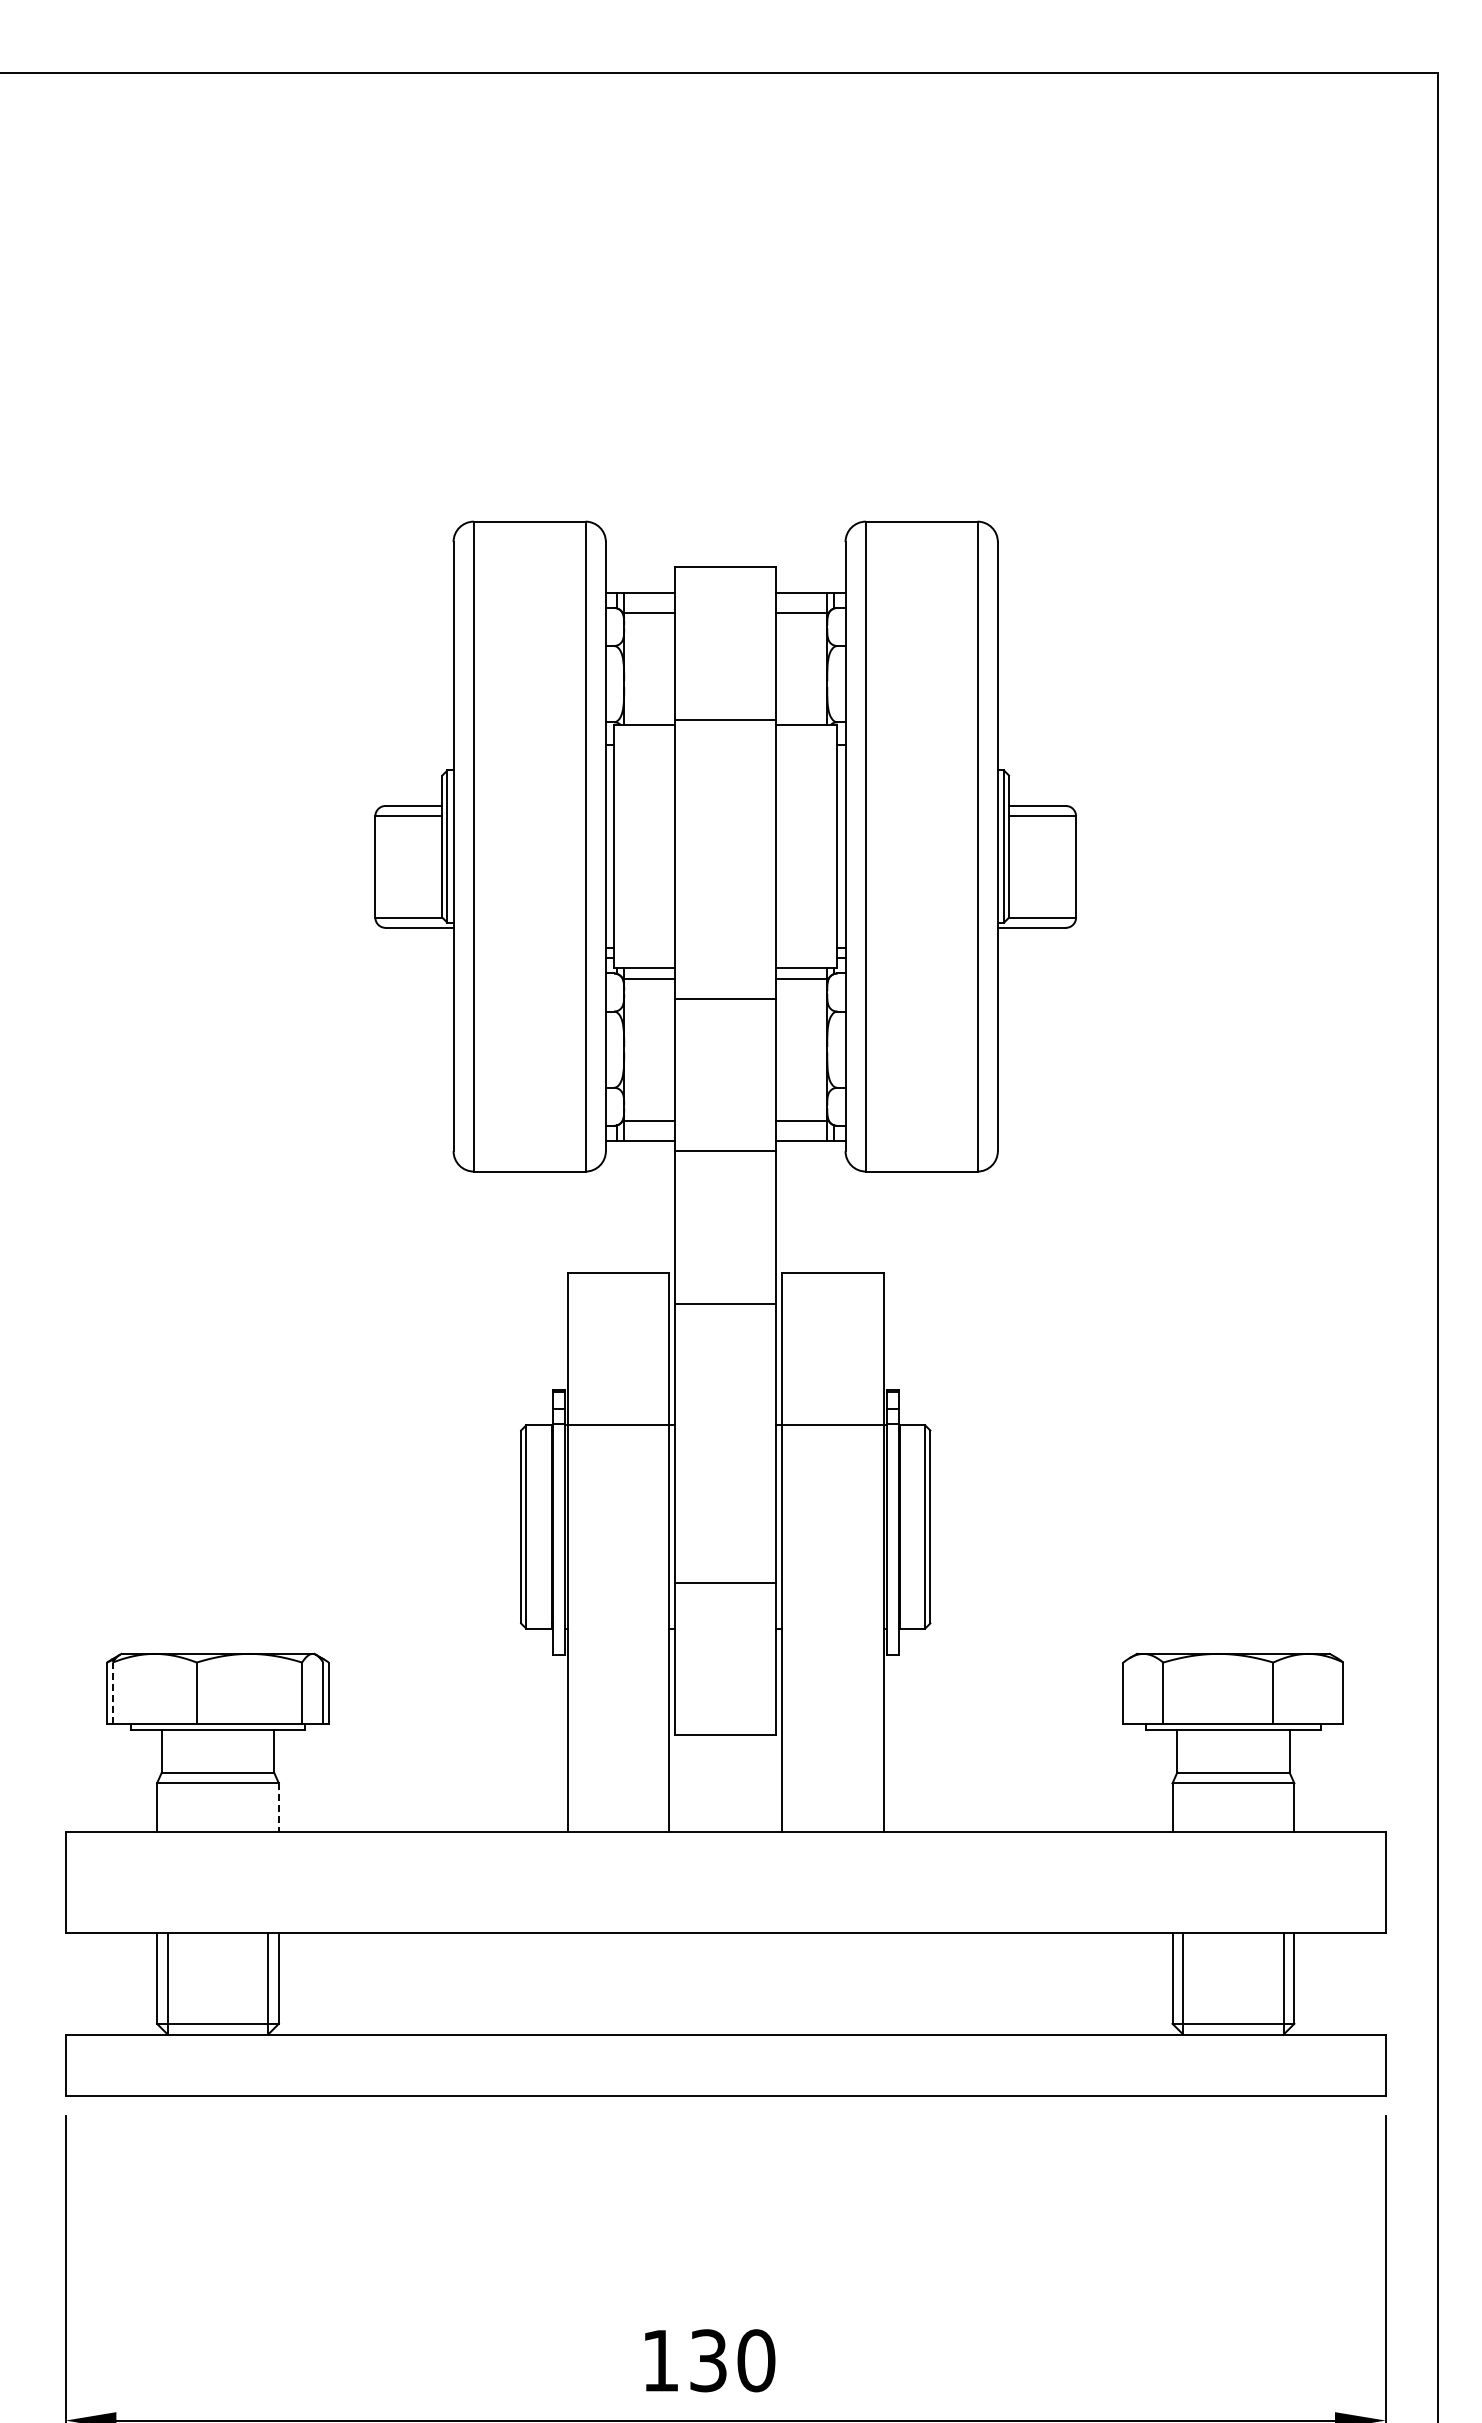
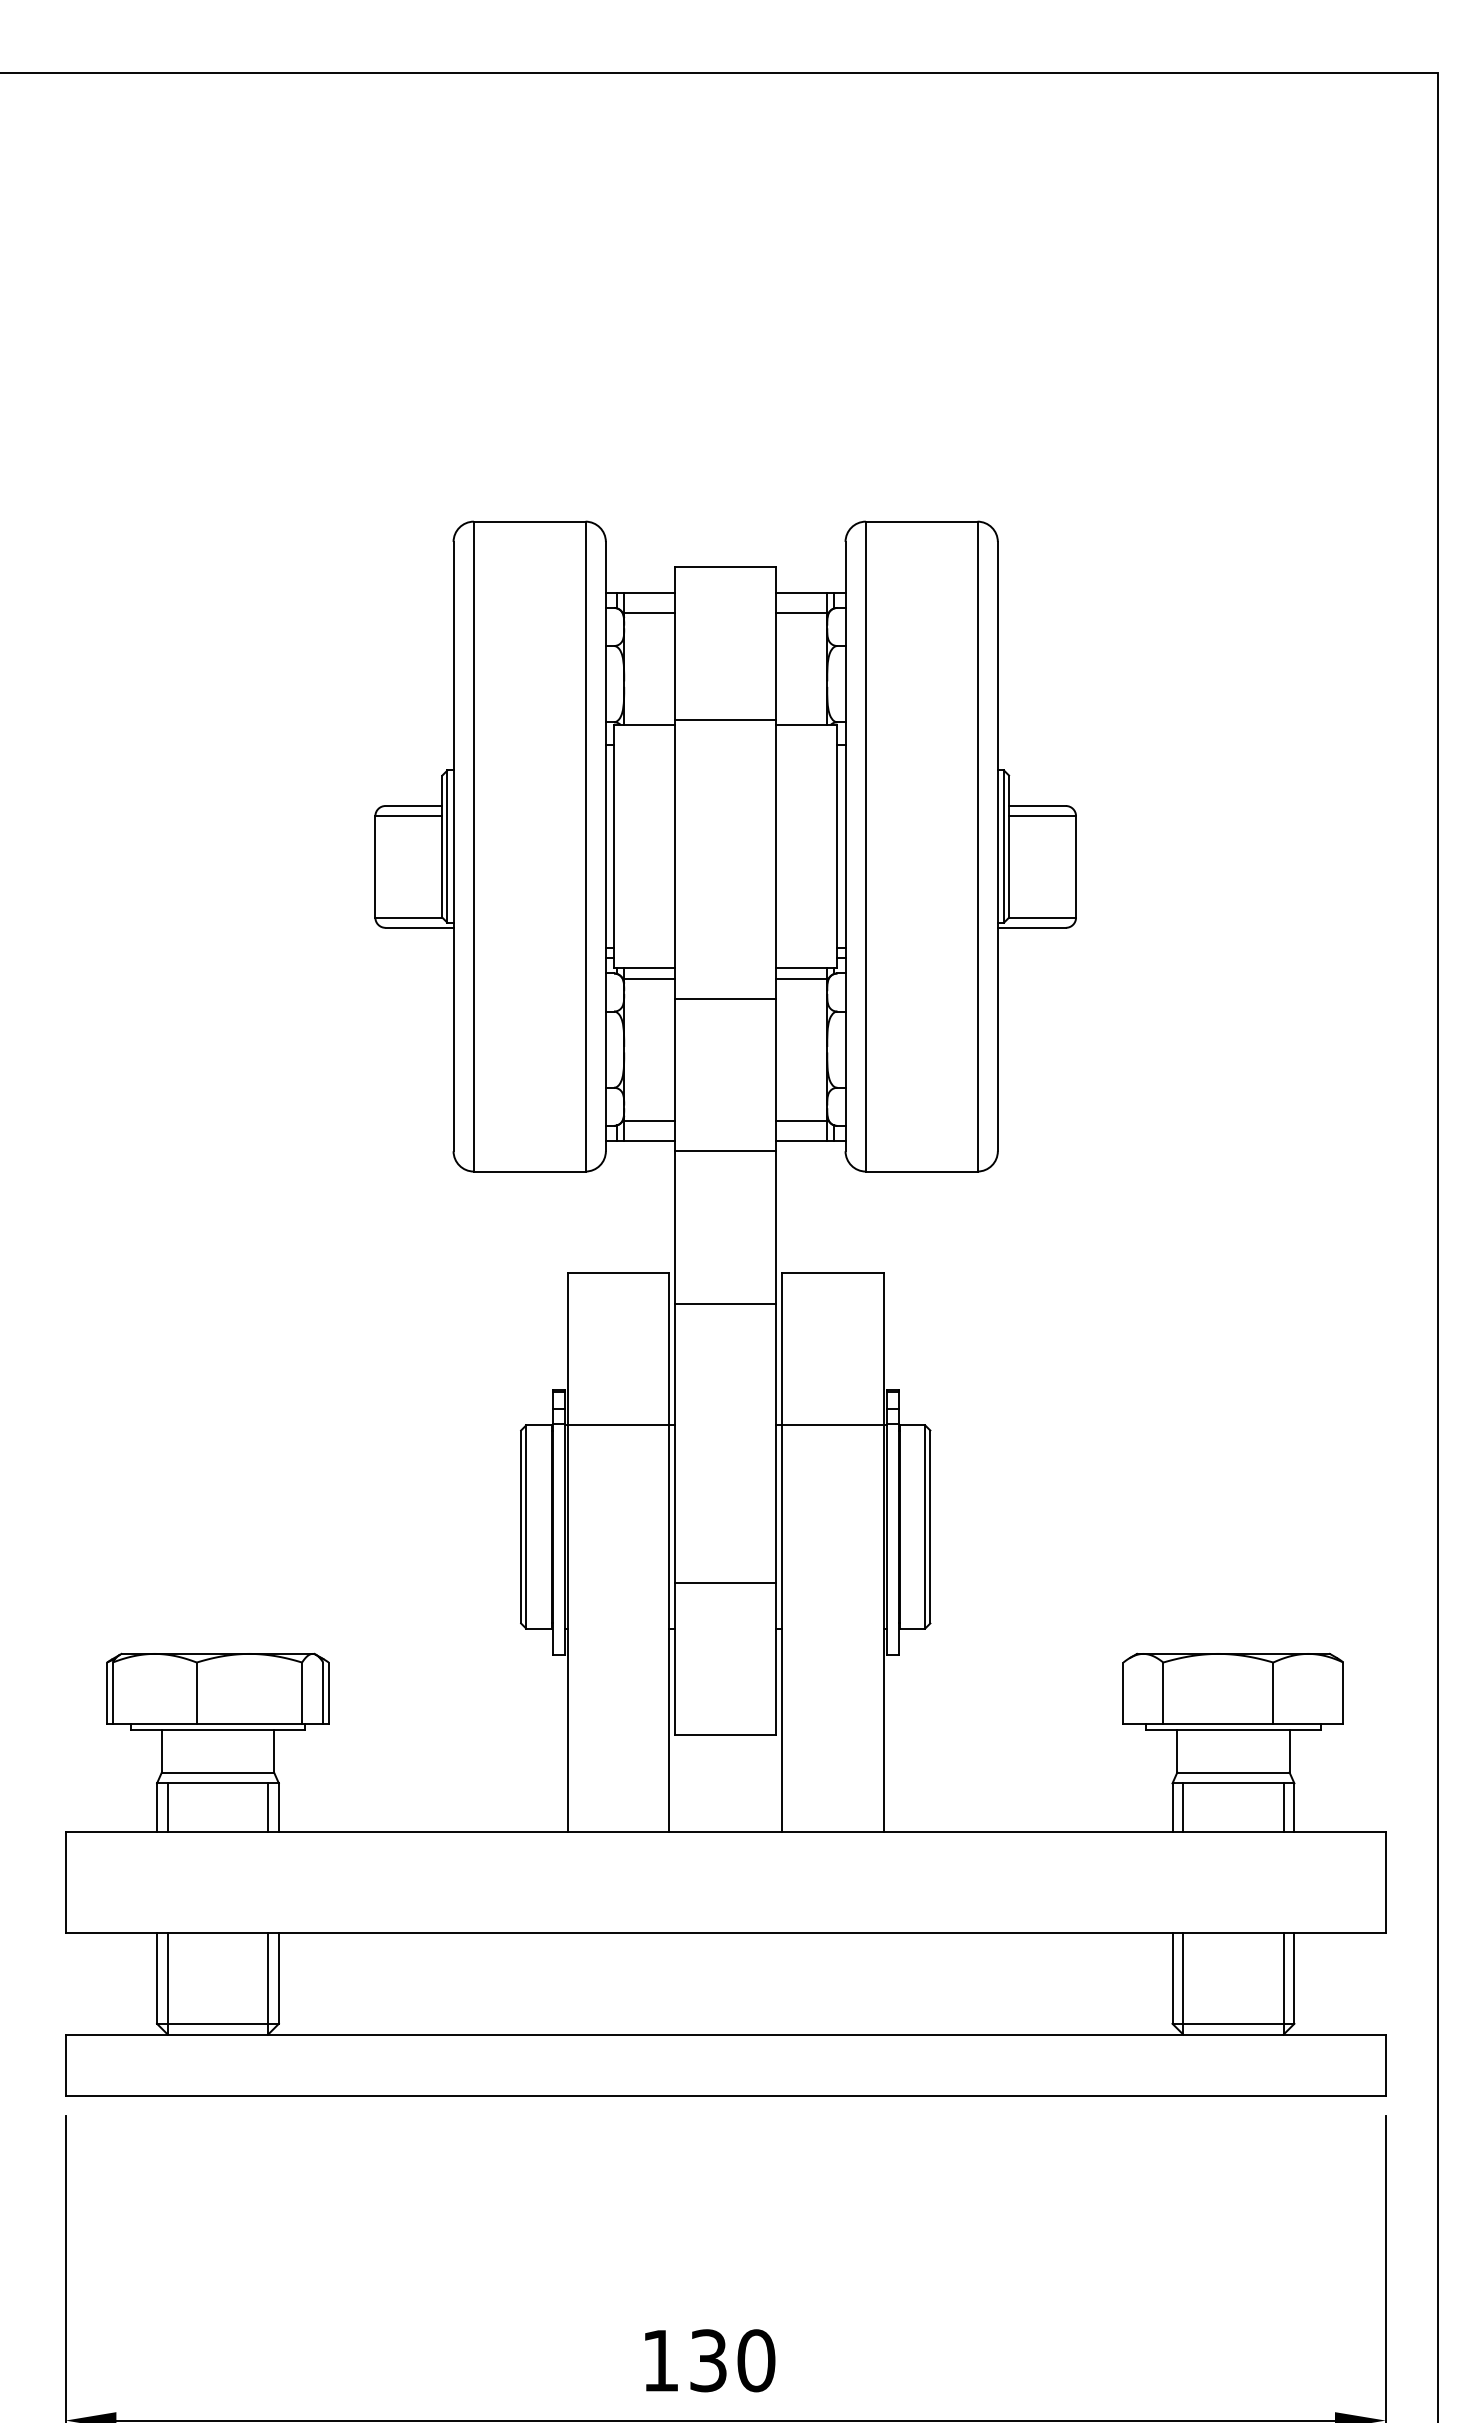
line: dashed -> solid (112, 1693)
line: none -> present (167, 1807)
line: none -> present (268, 1807)
line: none -> present (1183, 1807)
line: none -> present (1283, 1807)
line: dashed -> solid (278, 1808)
